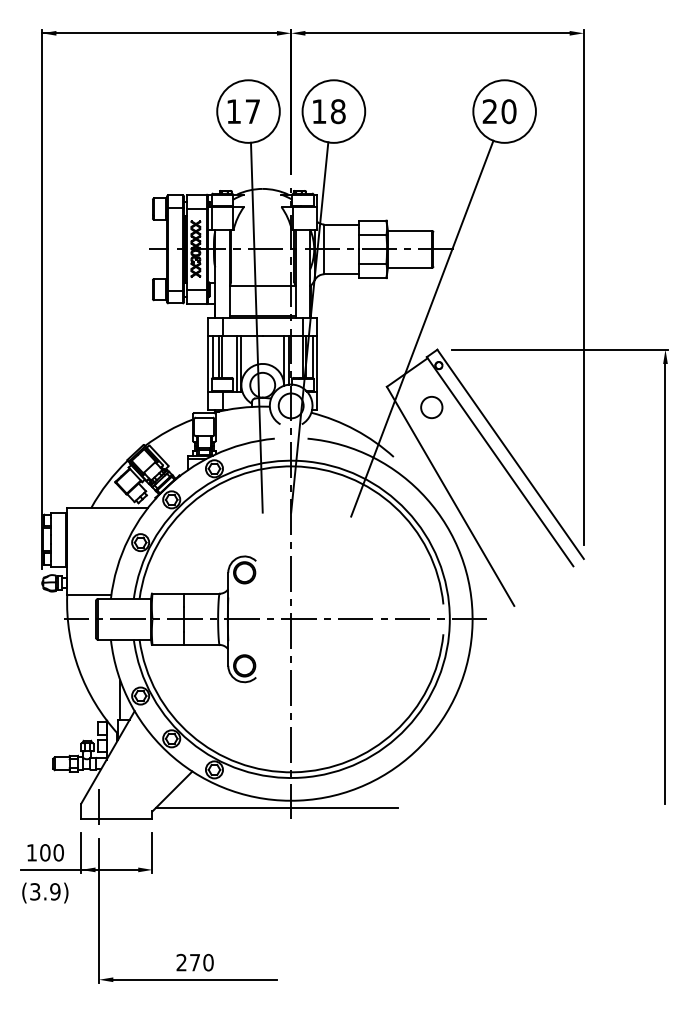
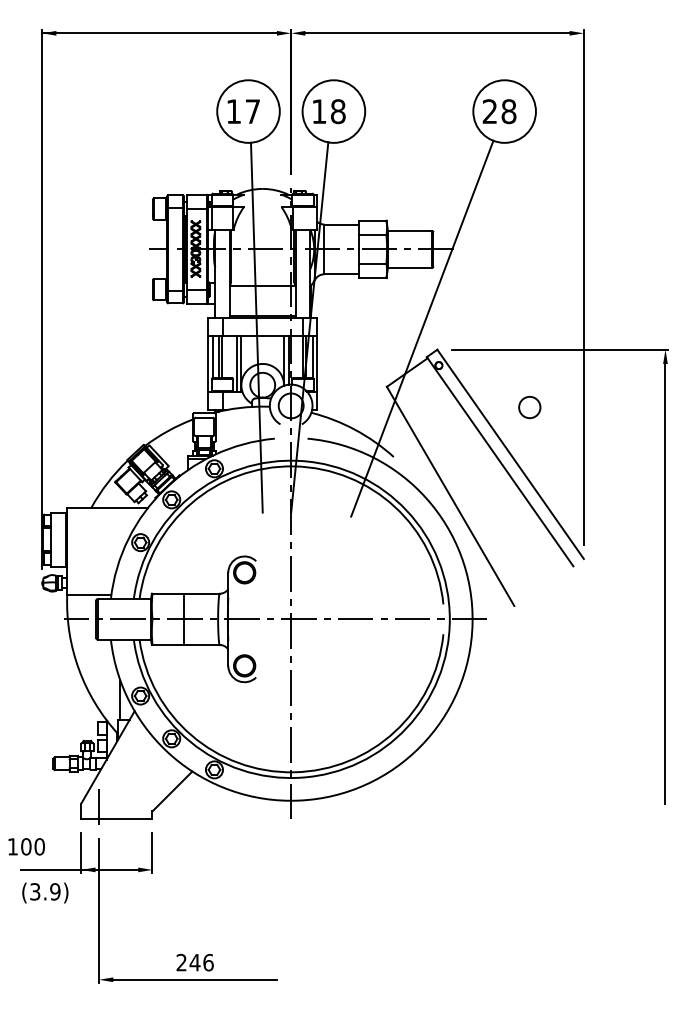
text: 20 -> 28 (508, 111)
circle position: (431, 407) -> (529, 407) (529, 407)
line: present -> none (276, 807)
text position: (45, 852) -> (26, 846) (26, 846)
text: 270 -> 246 (201, 962)
